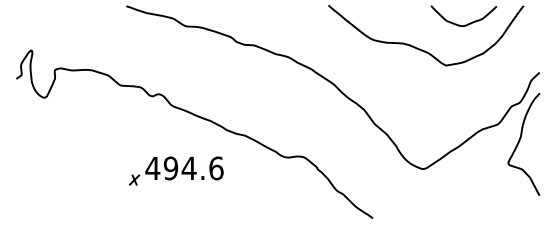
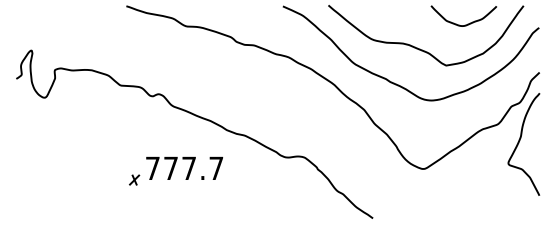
curve: none -> present (396, 83)
text: 494.6 -> 777.7 (184, 168)
